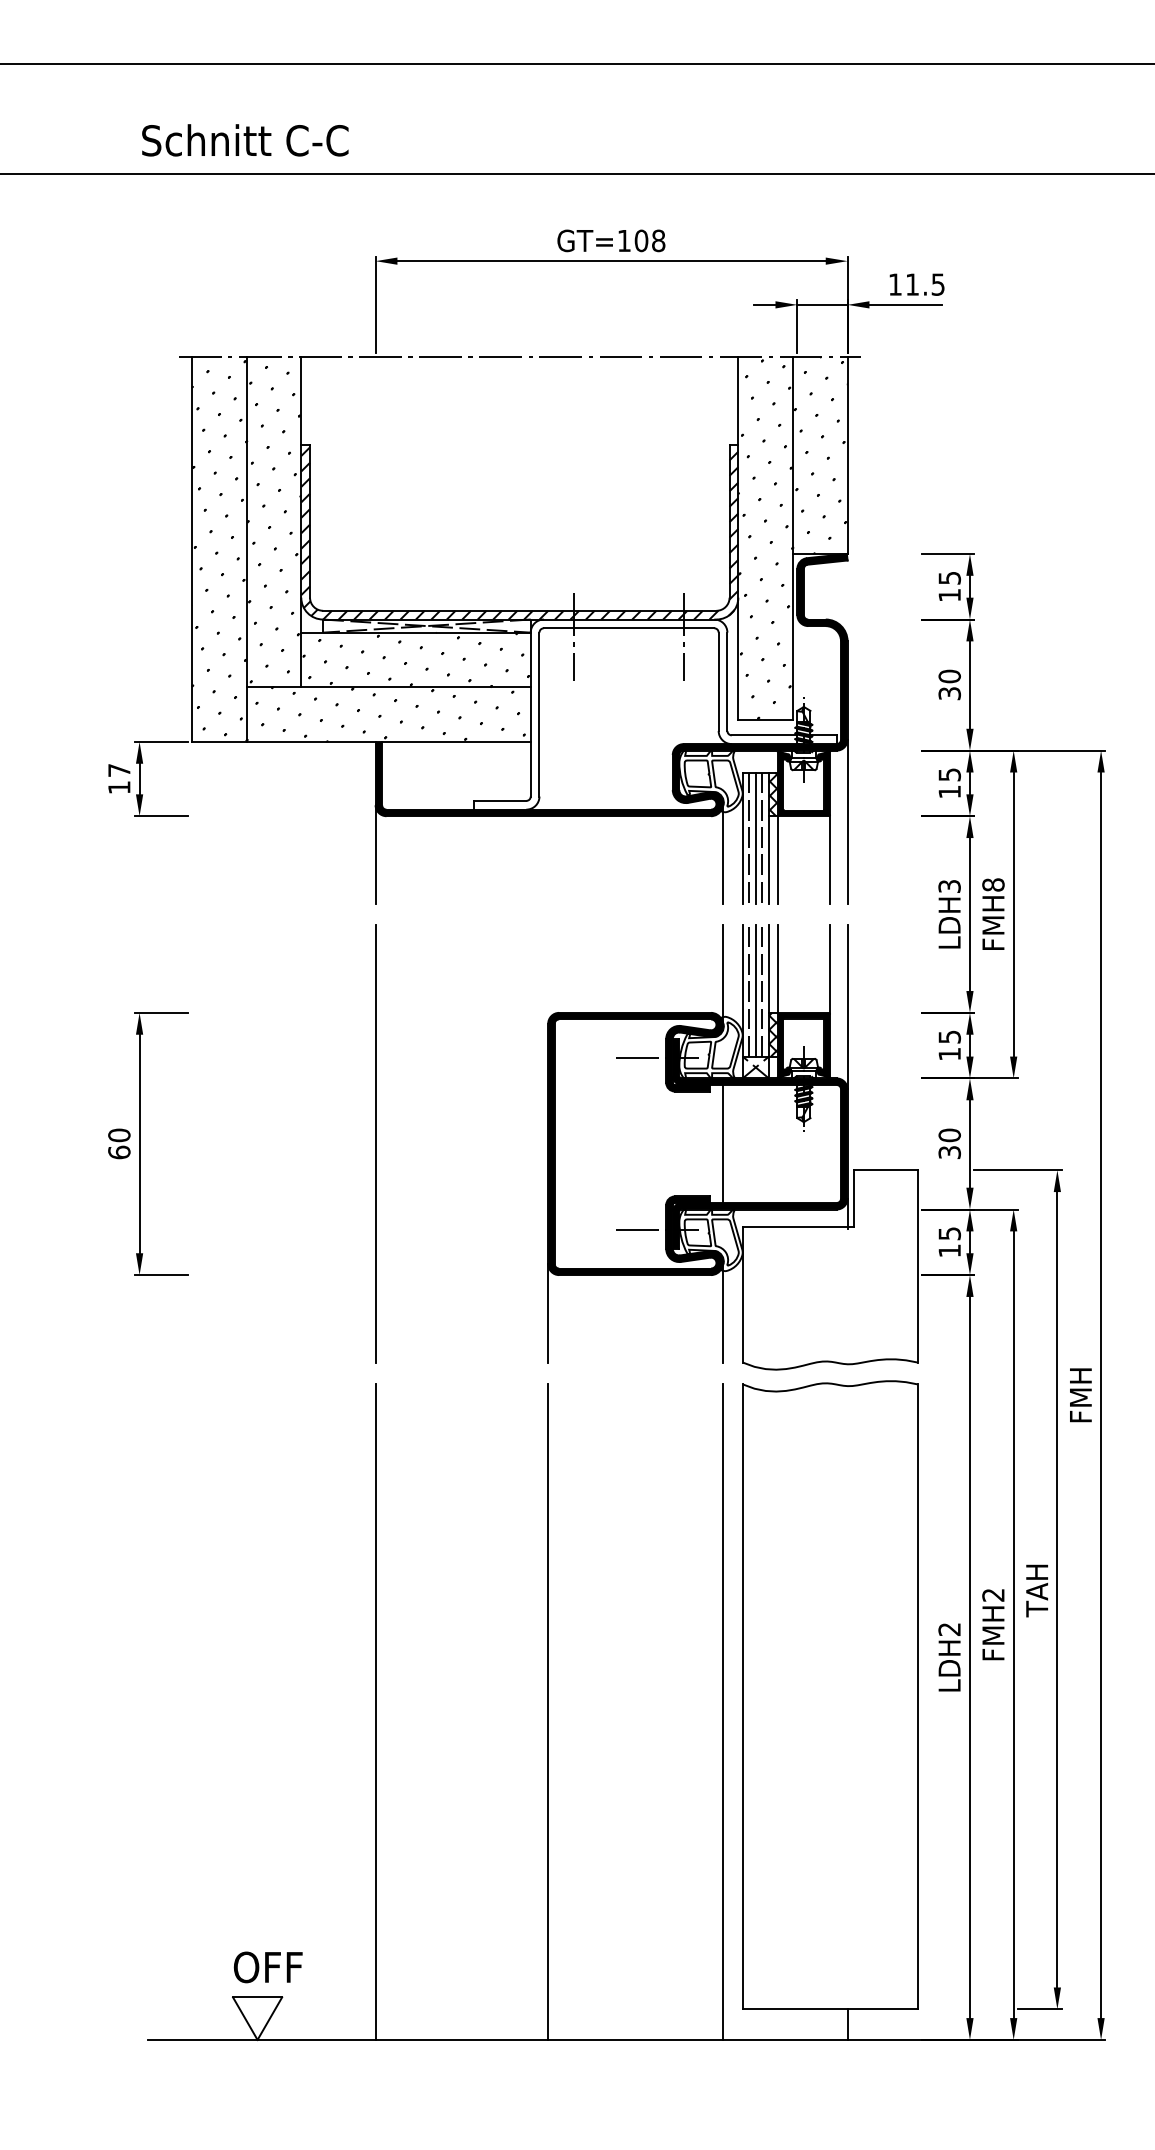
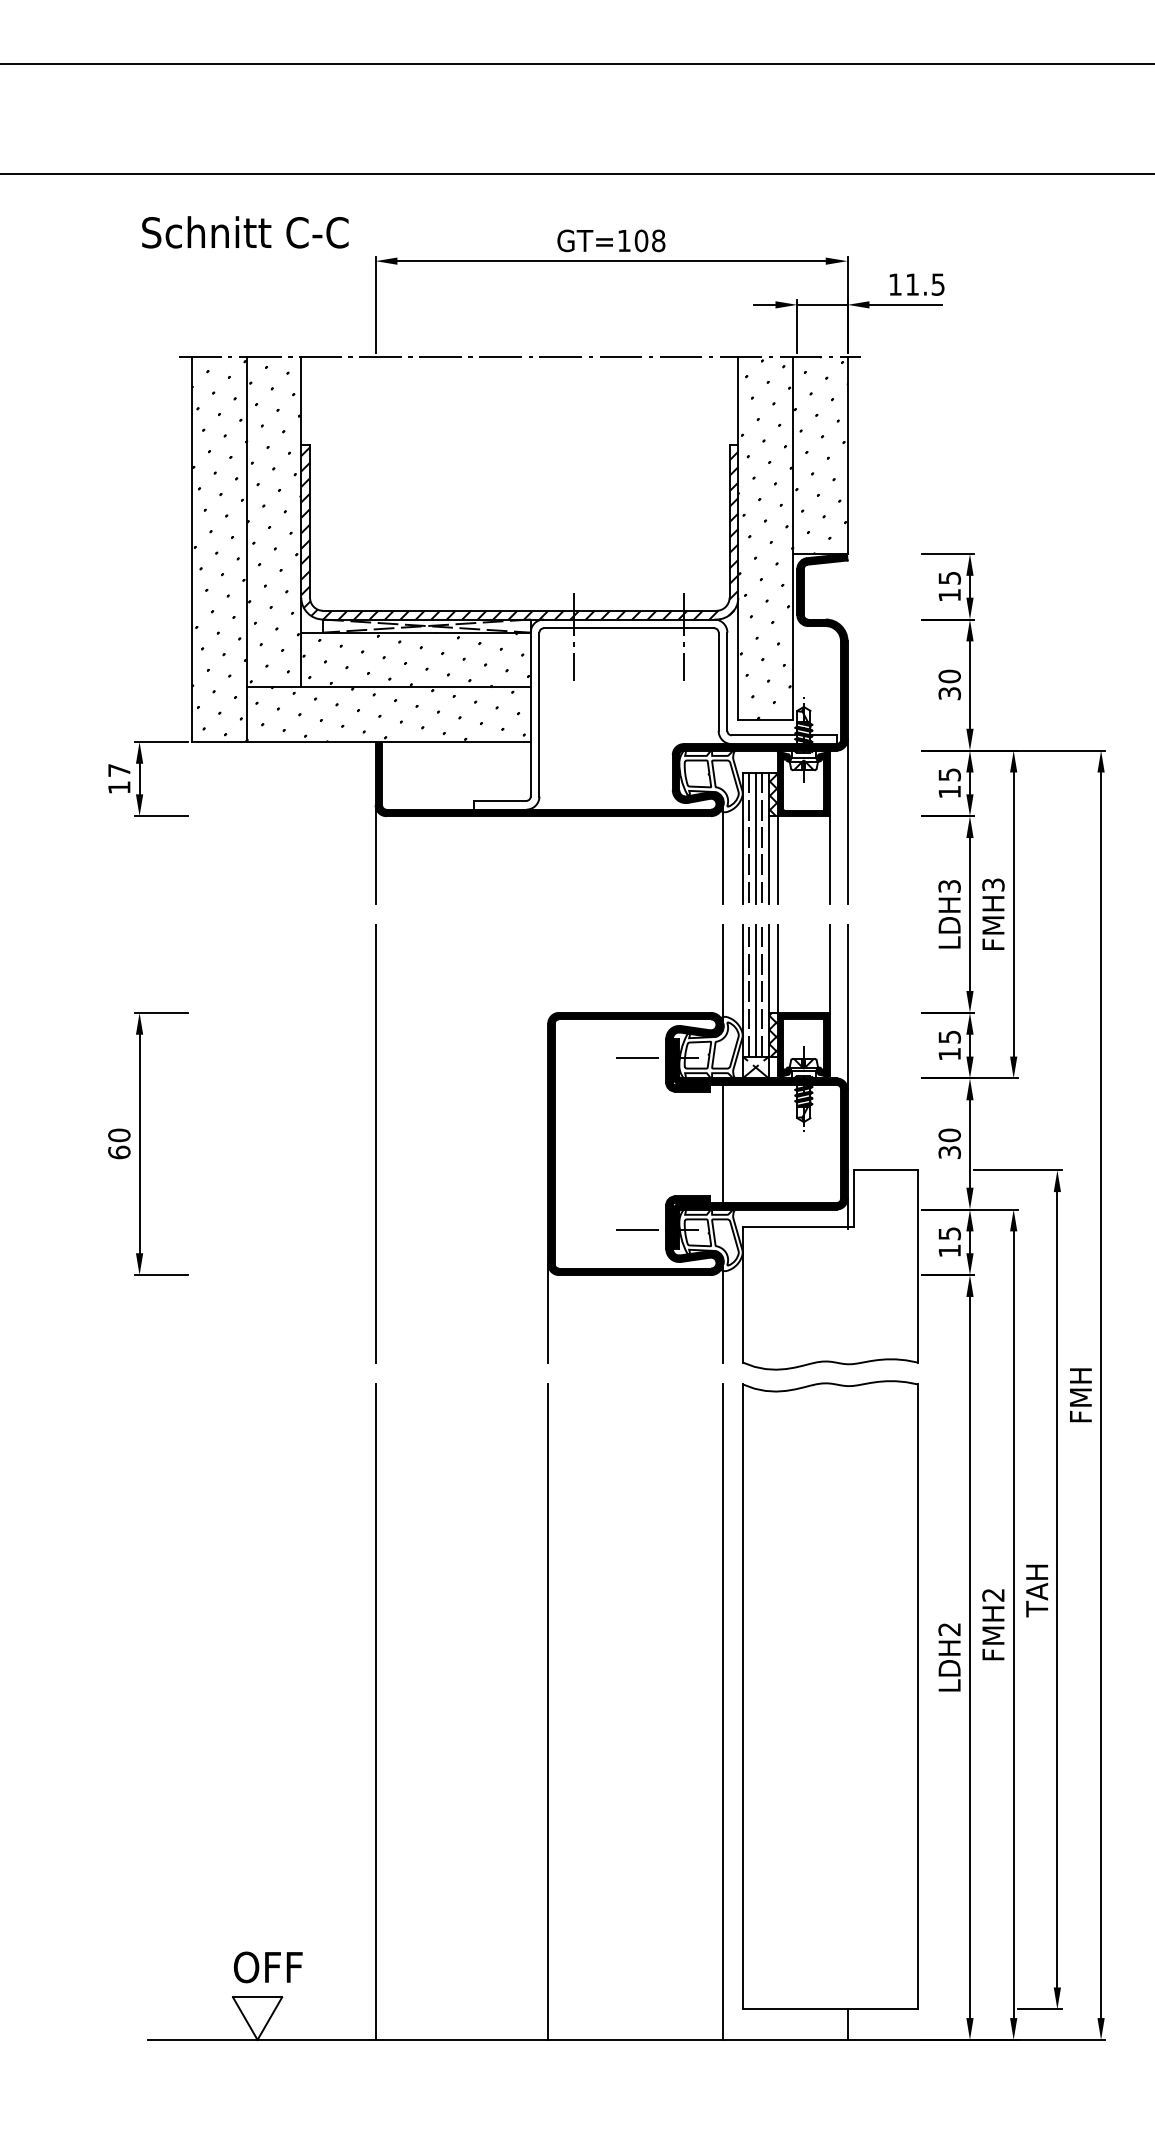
text position: (245, 140) -> (245, 232) (245, 232)
text: FMH8 -> FMH3 (993, 884)
